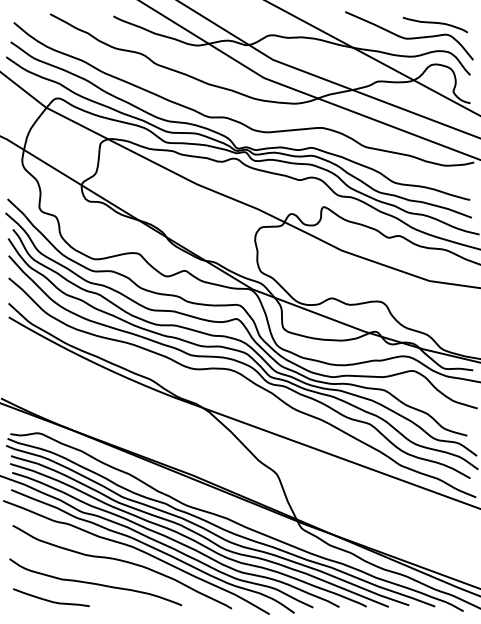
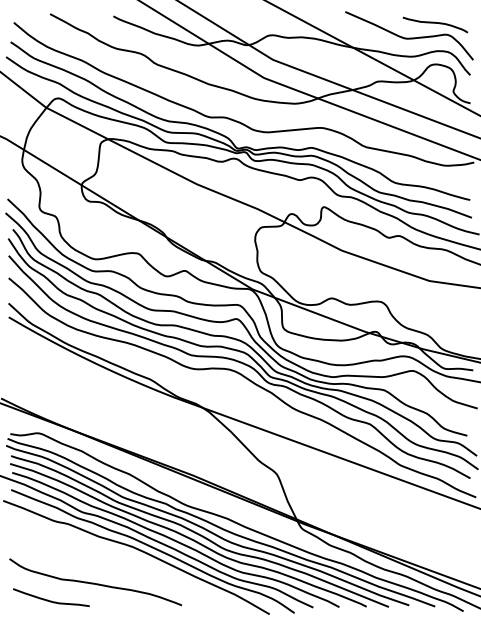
curve: present -> none (124, 562)
